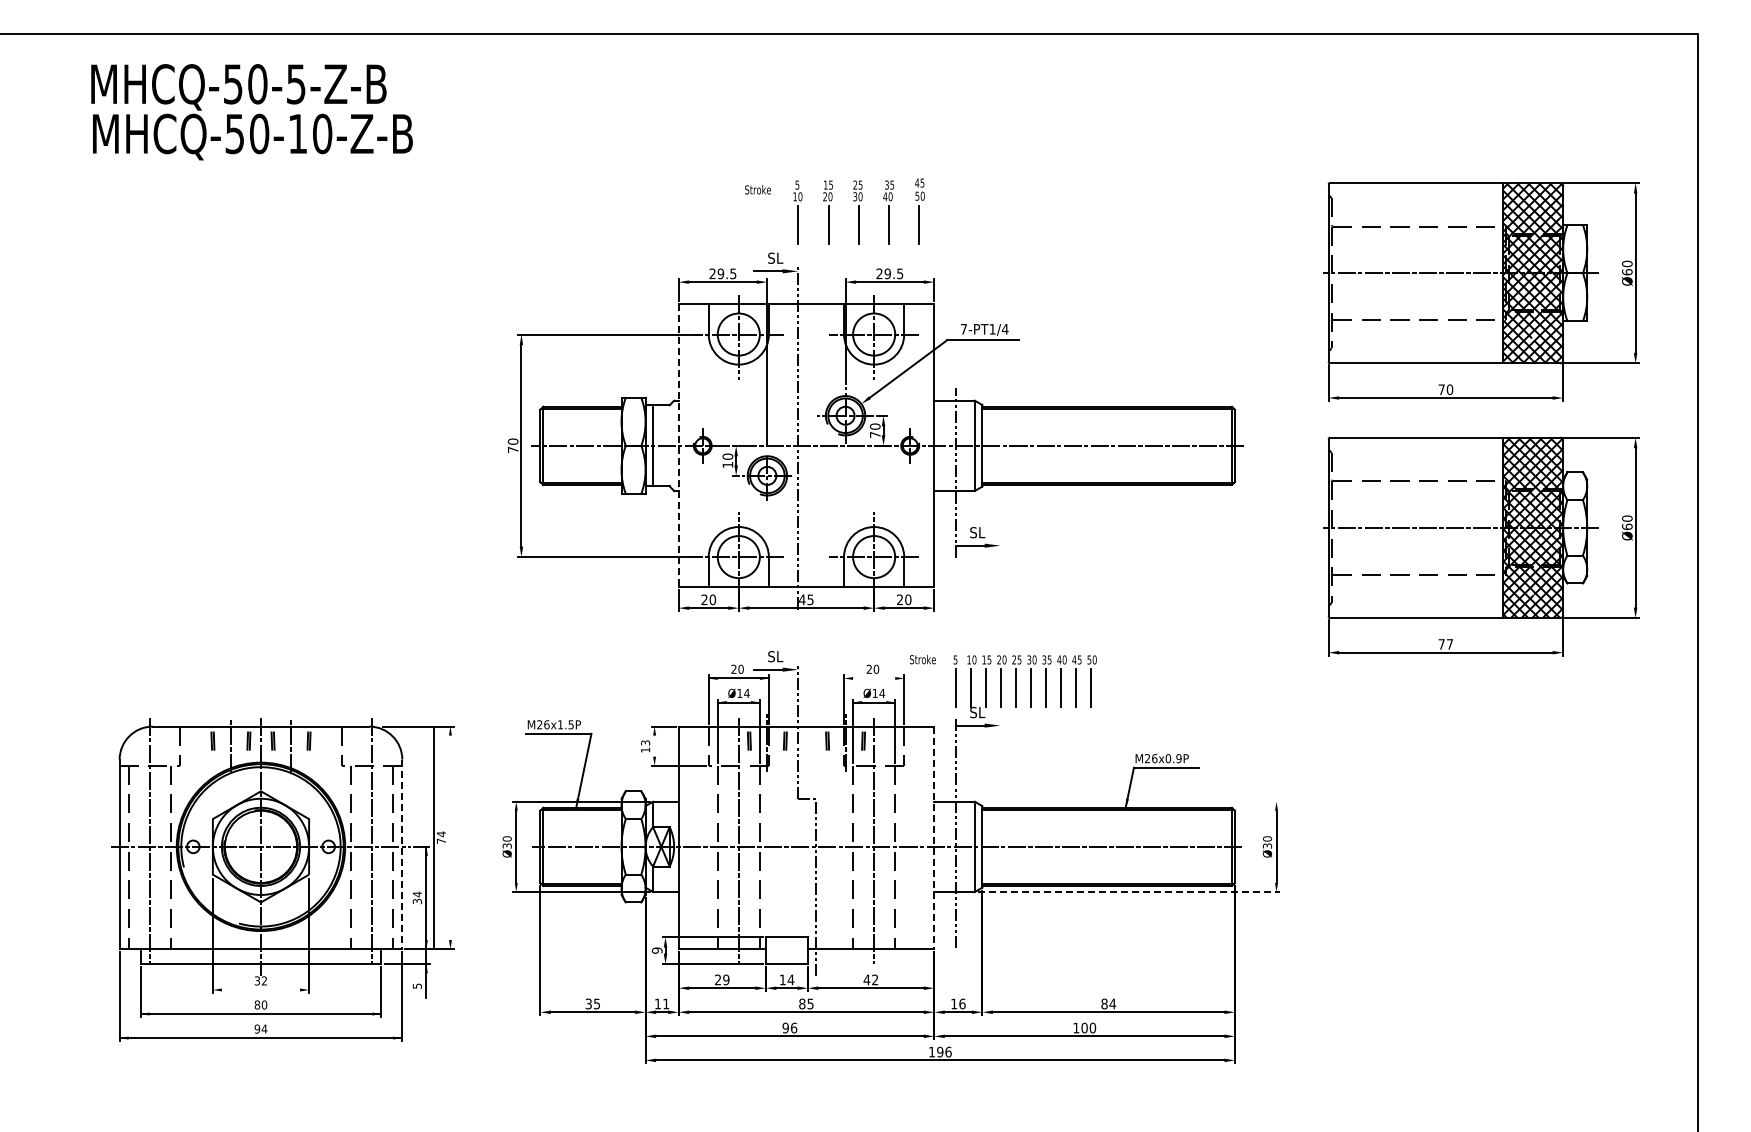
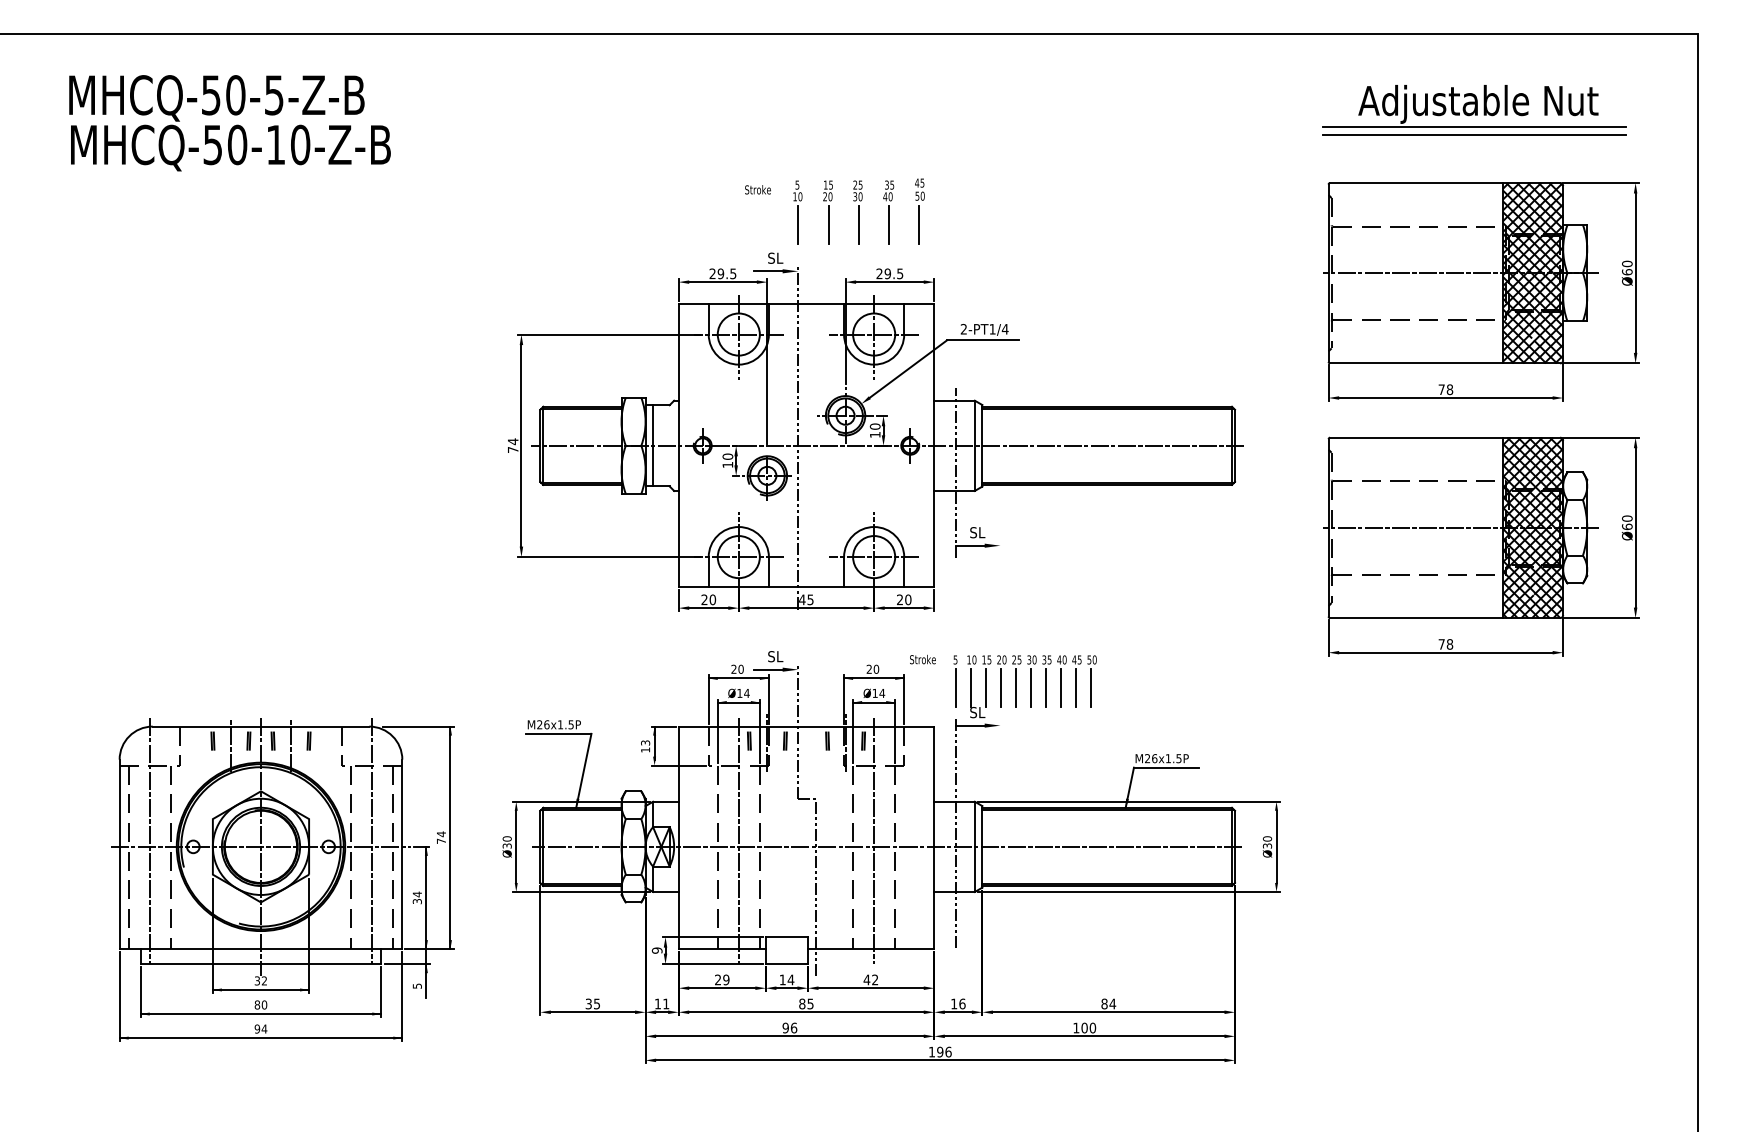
part: none -> present (1474, 110)
text position: (251, 112) -> (229, 123) (229, 123)
text: 7-PT1/4 -> 2-PT1/4 (963, 328)
text: 70 -> 78 (1449, 389)
text: 70 -> 10 (875, 434)
text: 70 -> 74 (512, 441)
line: dashed -> solid (678, 446)
text: 77 -> 78 (1449, 644)
line: none -> present (874, 678)
line: none -> present (654, 742)
text: M26x0.9P -> M26x1.5P (1173, 758)
line: none -> present (1128, 801)
line position: (434, 837) -> (450, 837) (450, 837)
line: dashed -> solid (934, 838)
line: dashed -> solid (402, 854)
line: dashed -> solid (1128, 891)
line: none -> present (260, 989)
